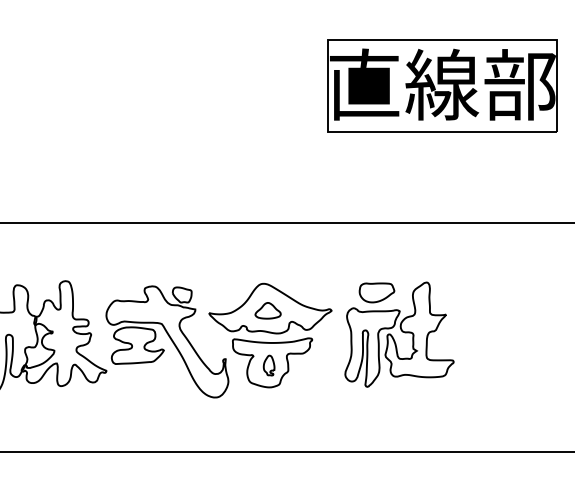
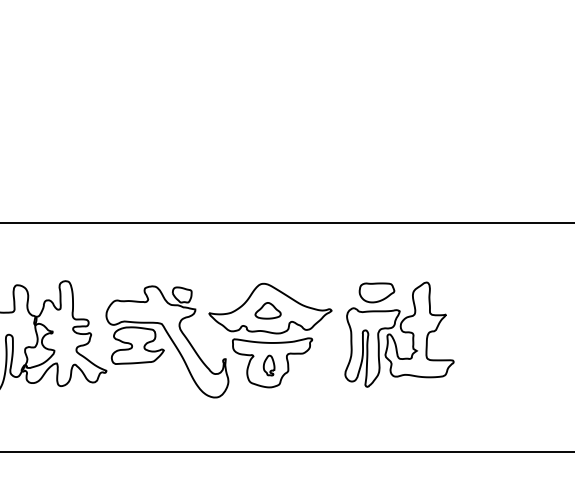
part: present -> none (442, 85)
